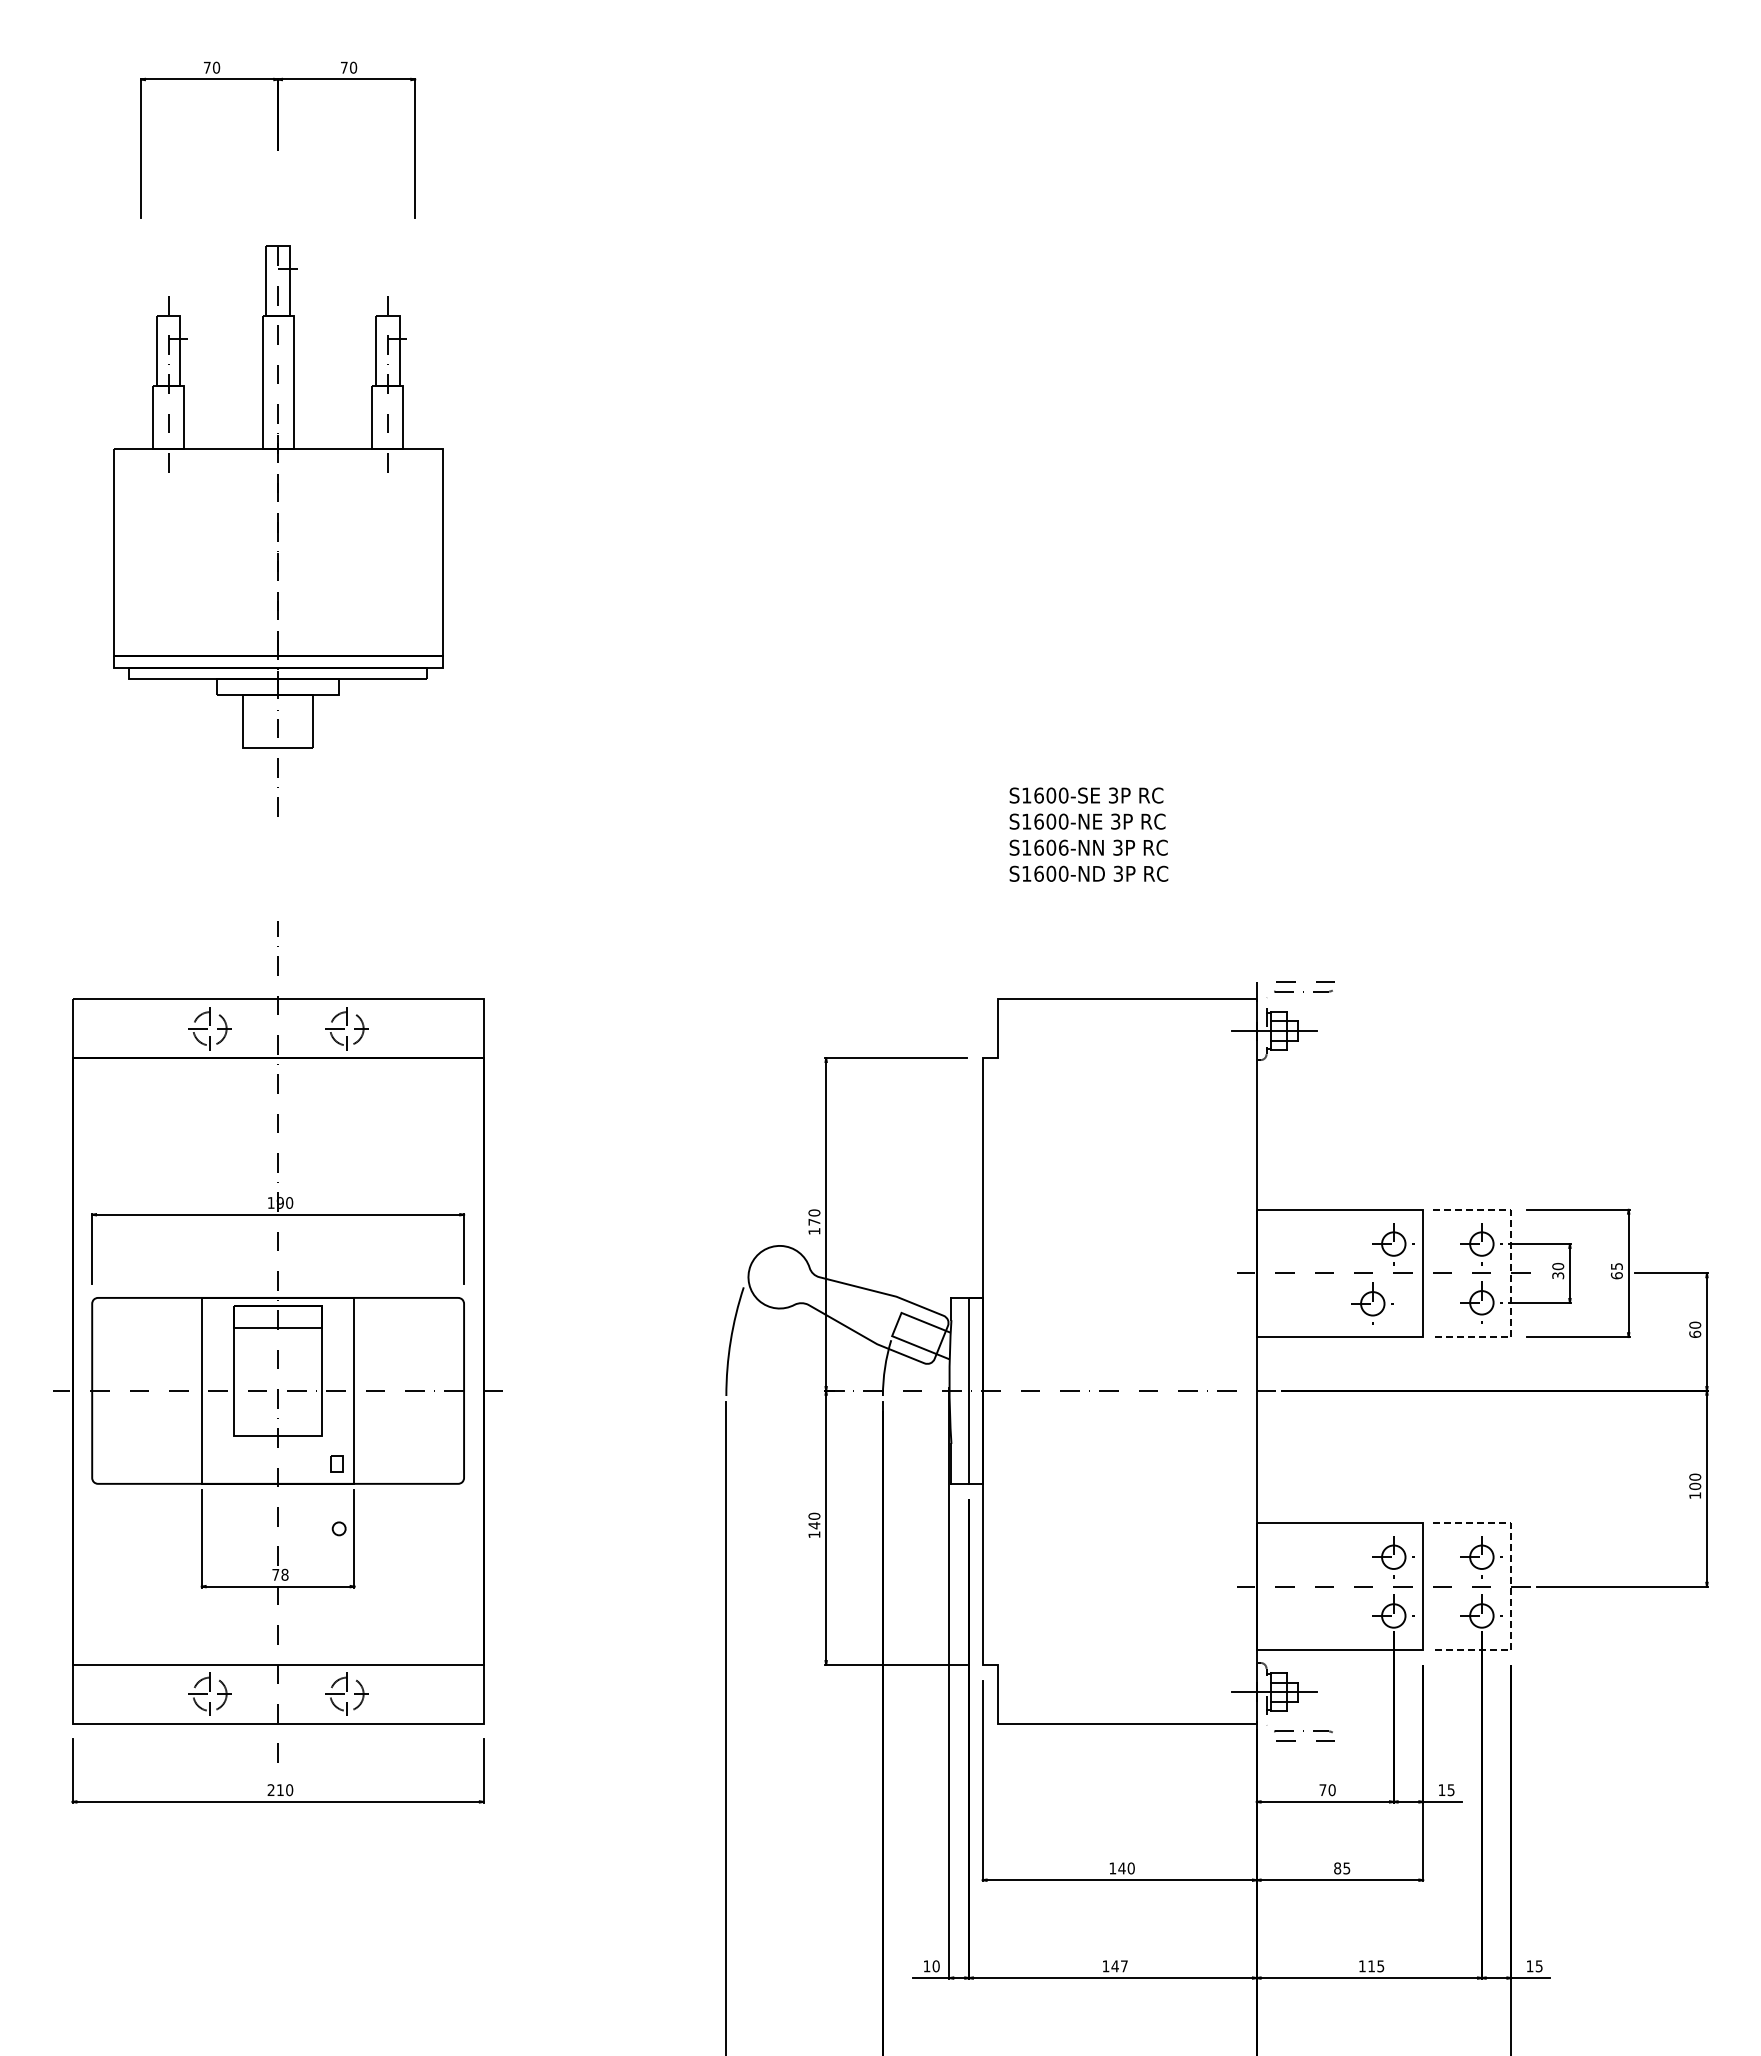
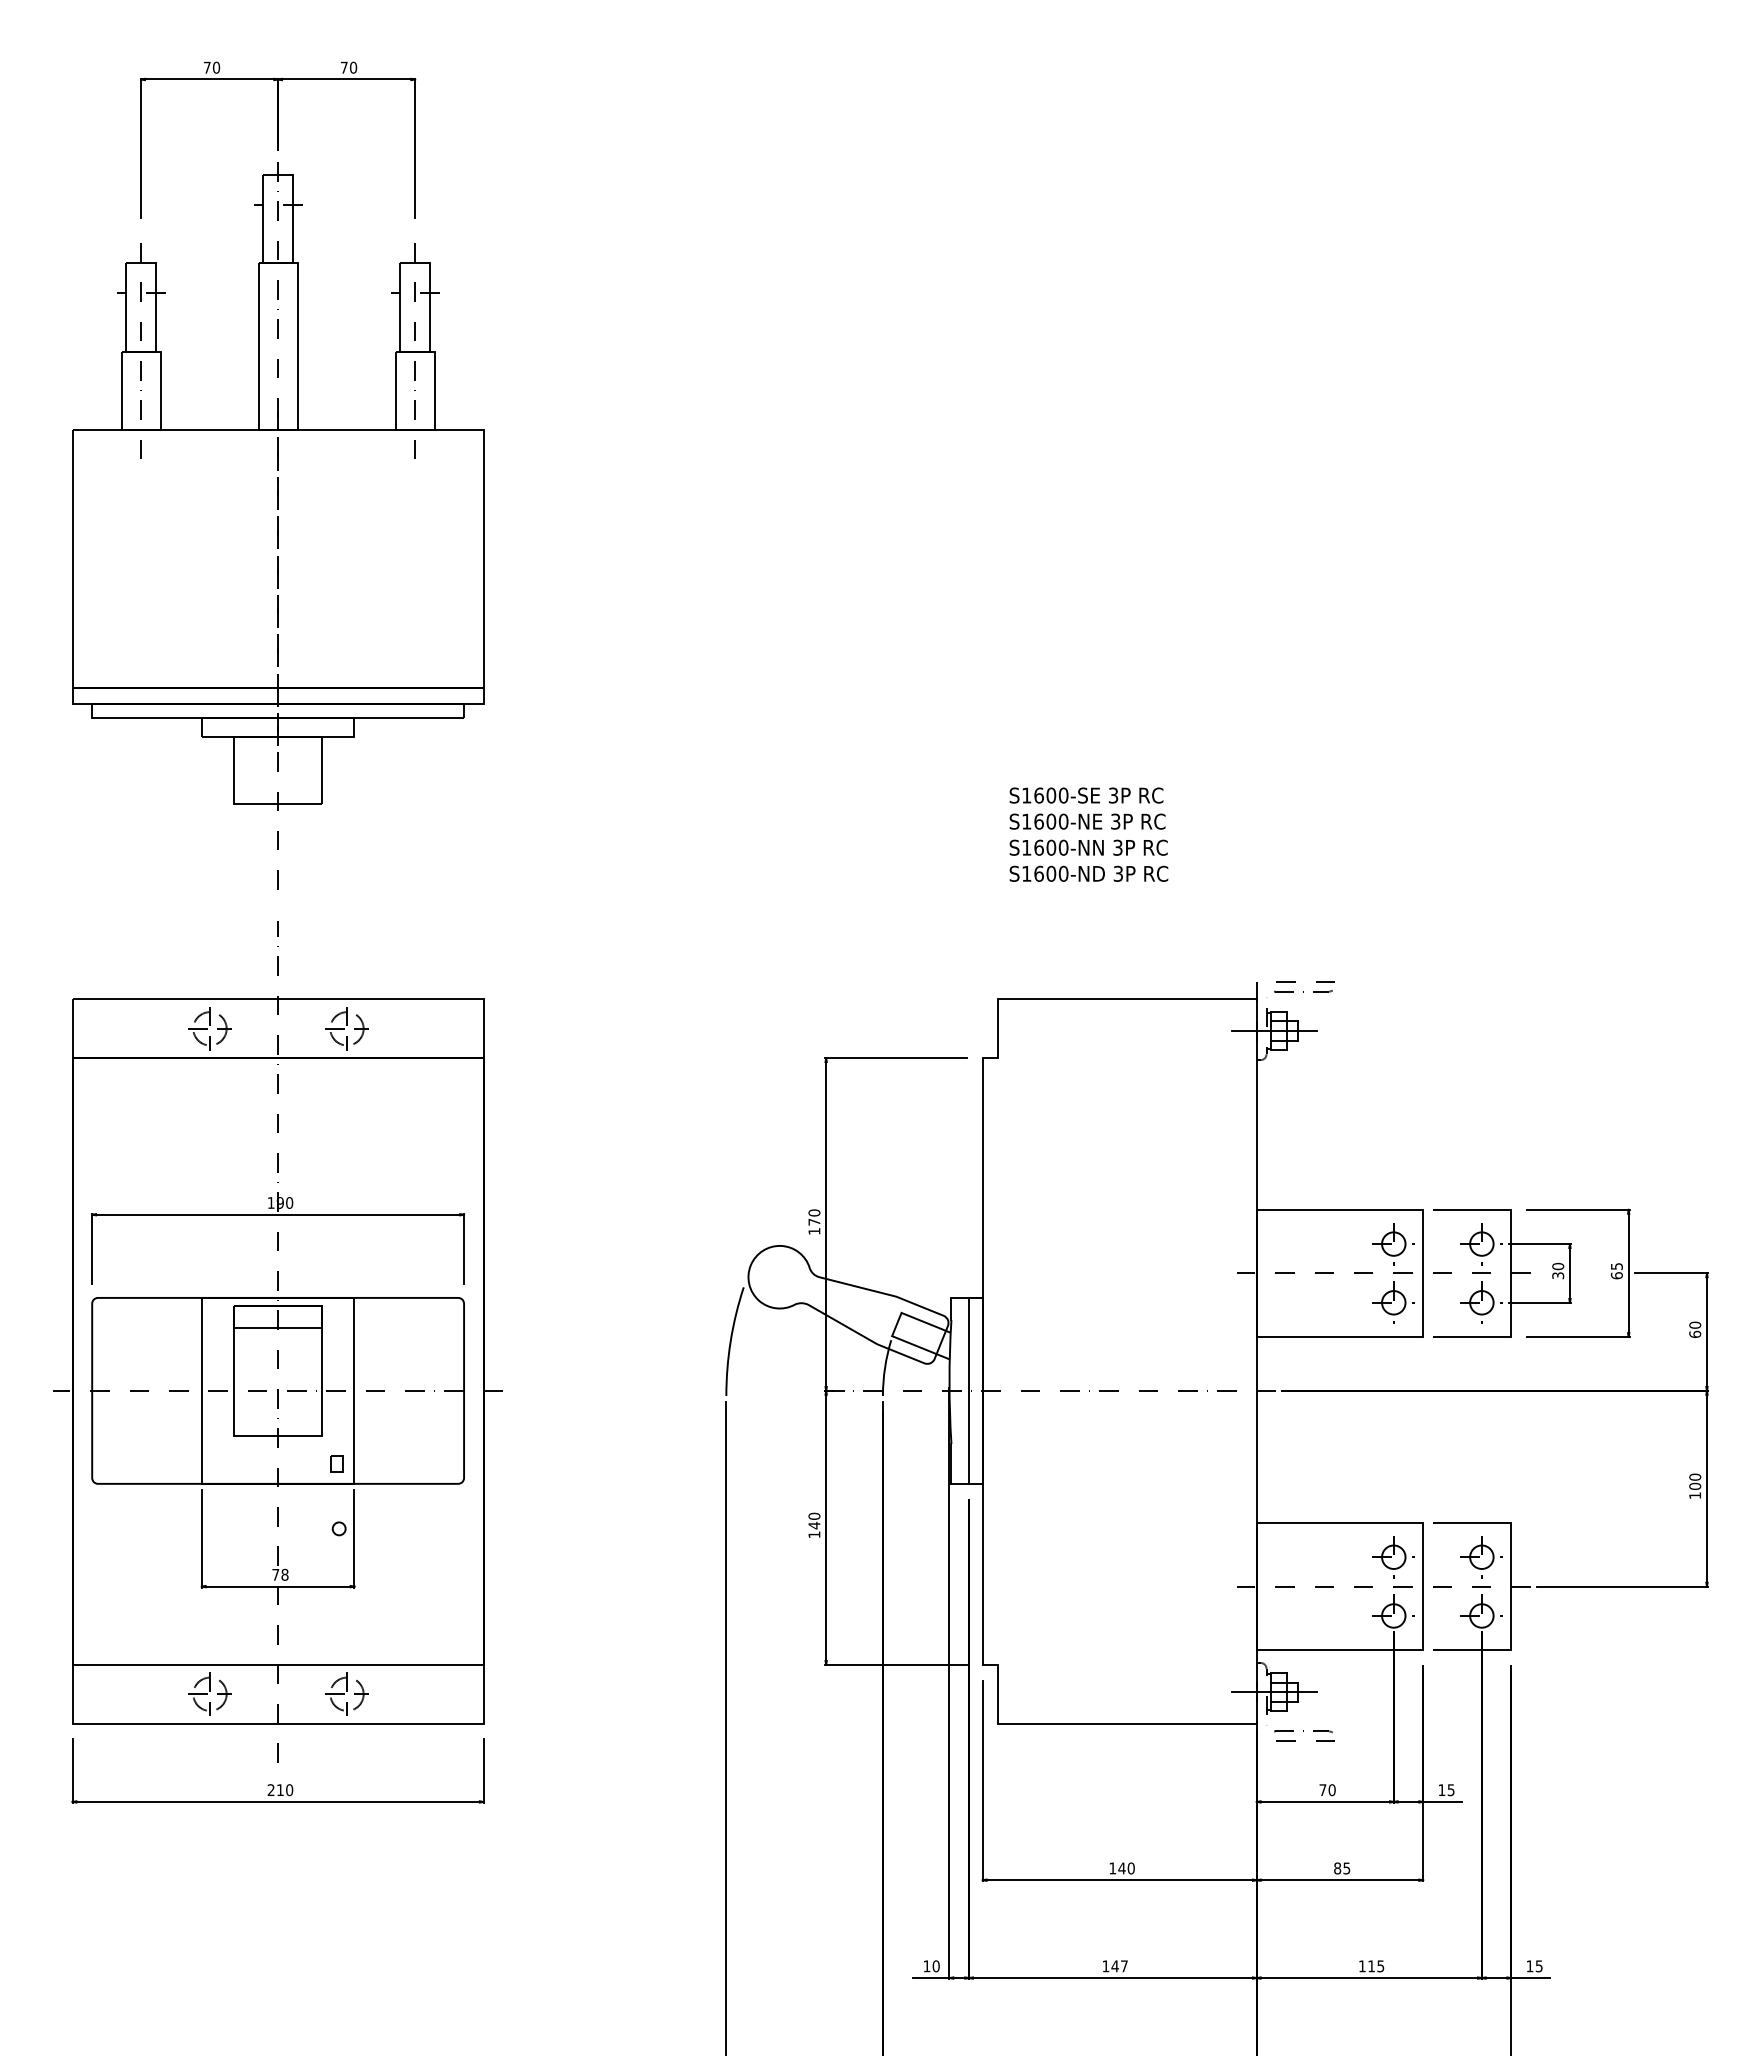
part size: 331x572 px -> 413x728 px (278, 525)
text: S1606-NN -> S1600-NN (1063, 847)
line: dashed -> solid (1511, 1273)
part position: (1372, 1303) -> (1393, 1302) (1393, 1302)
line: dashed -> solid (1511, 1586)
